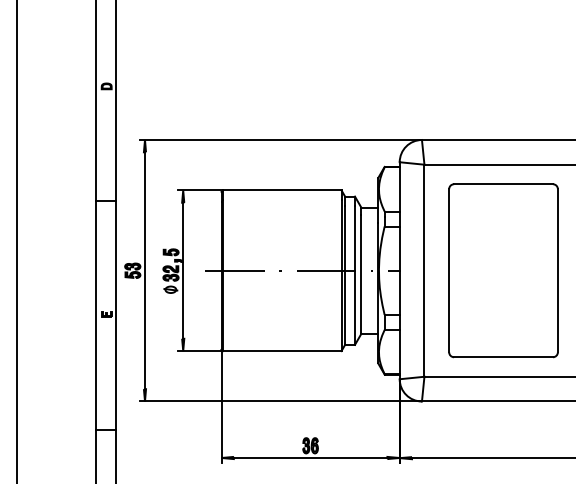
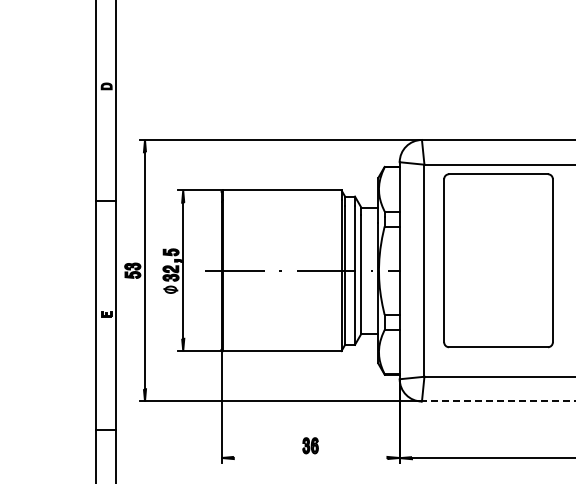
line: present -> none (17, 241)
part position: (503, 270) -> (498, 260) (498, 260)
line: solid -> dashed (498, 401)
line: present -> none (310, 457)
